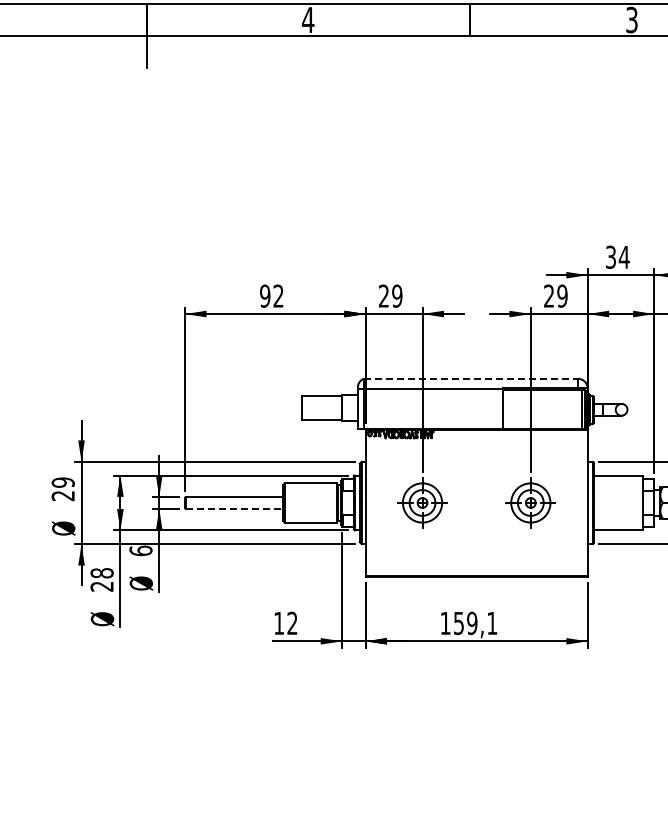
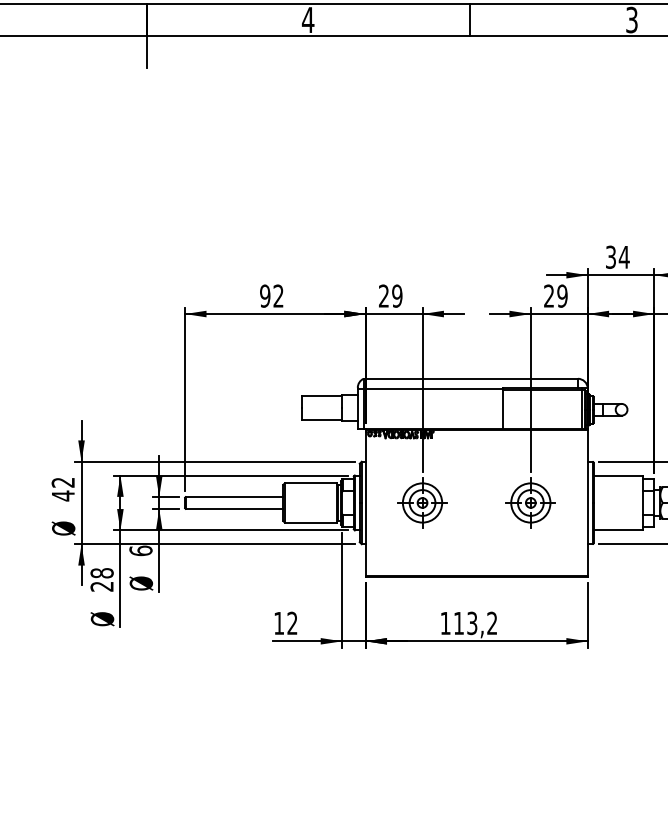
line: dashed -> solid (471, 378)
text: 29 -> 42 (62, 489)
line: dashed -> solid (234, 508)
text: 159,1 -> 113,2 (475, 623)
